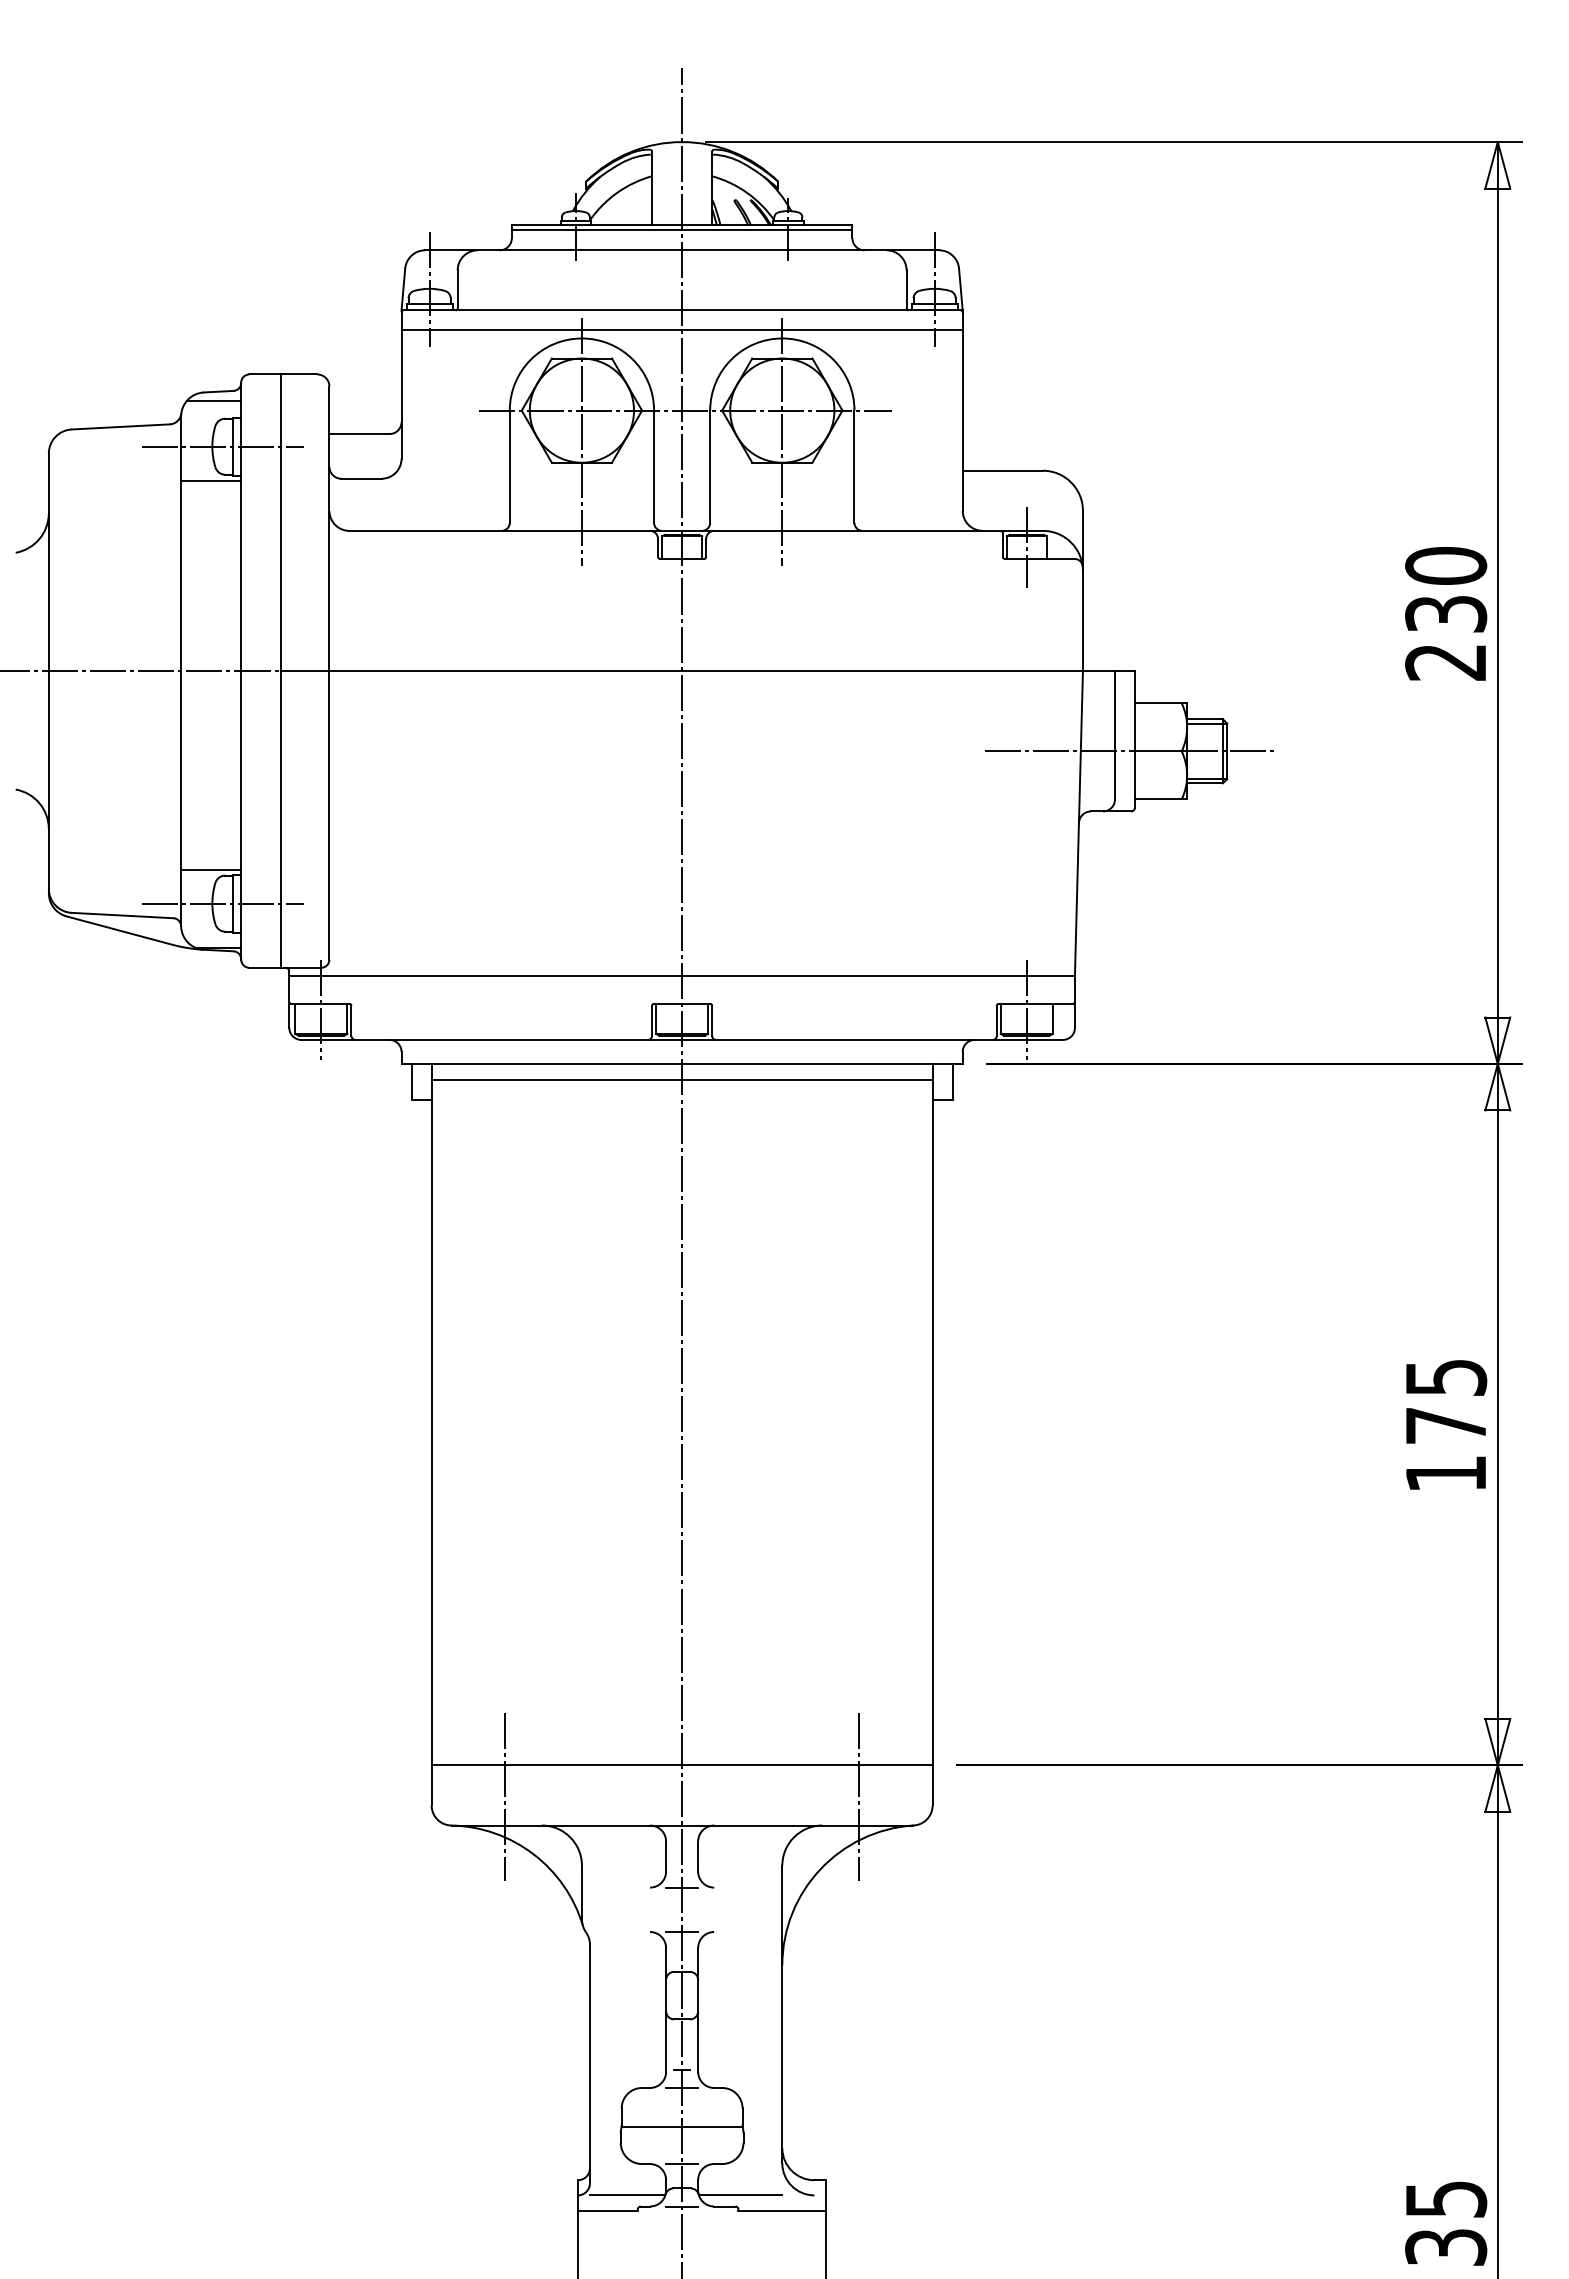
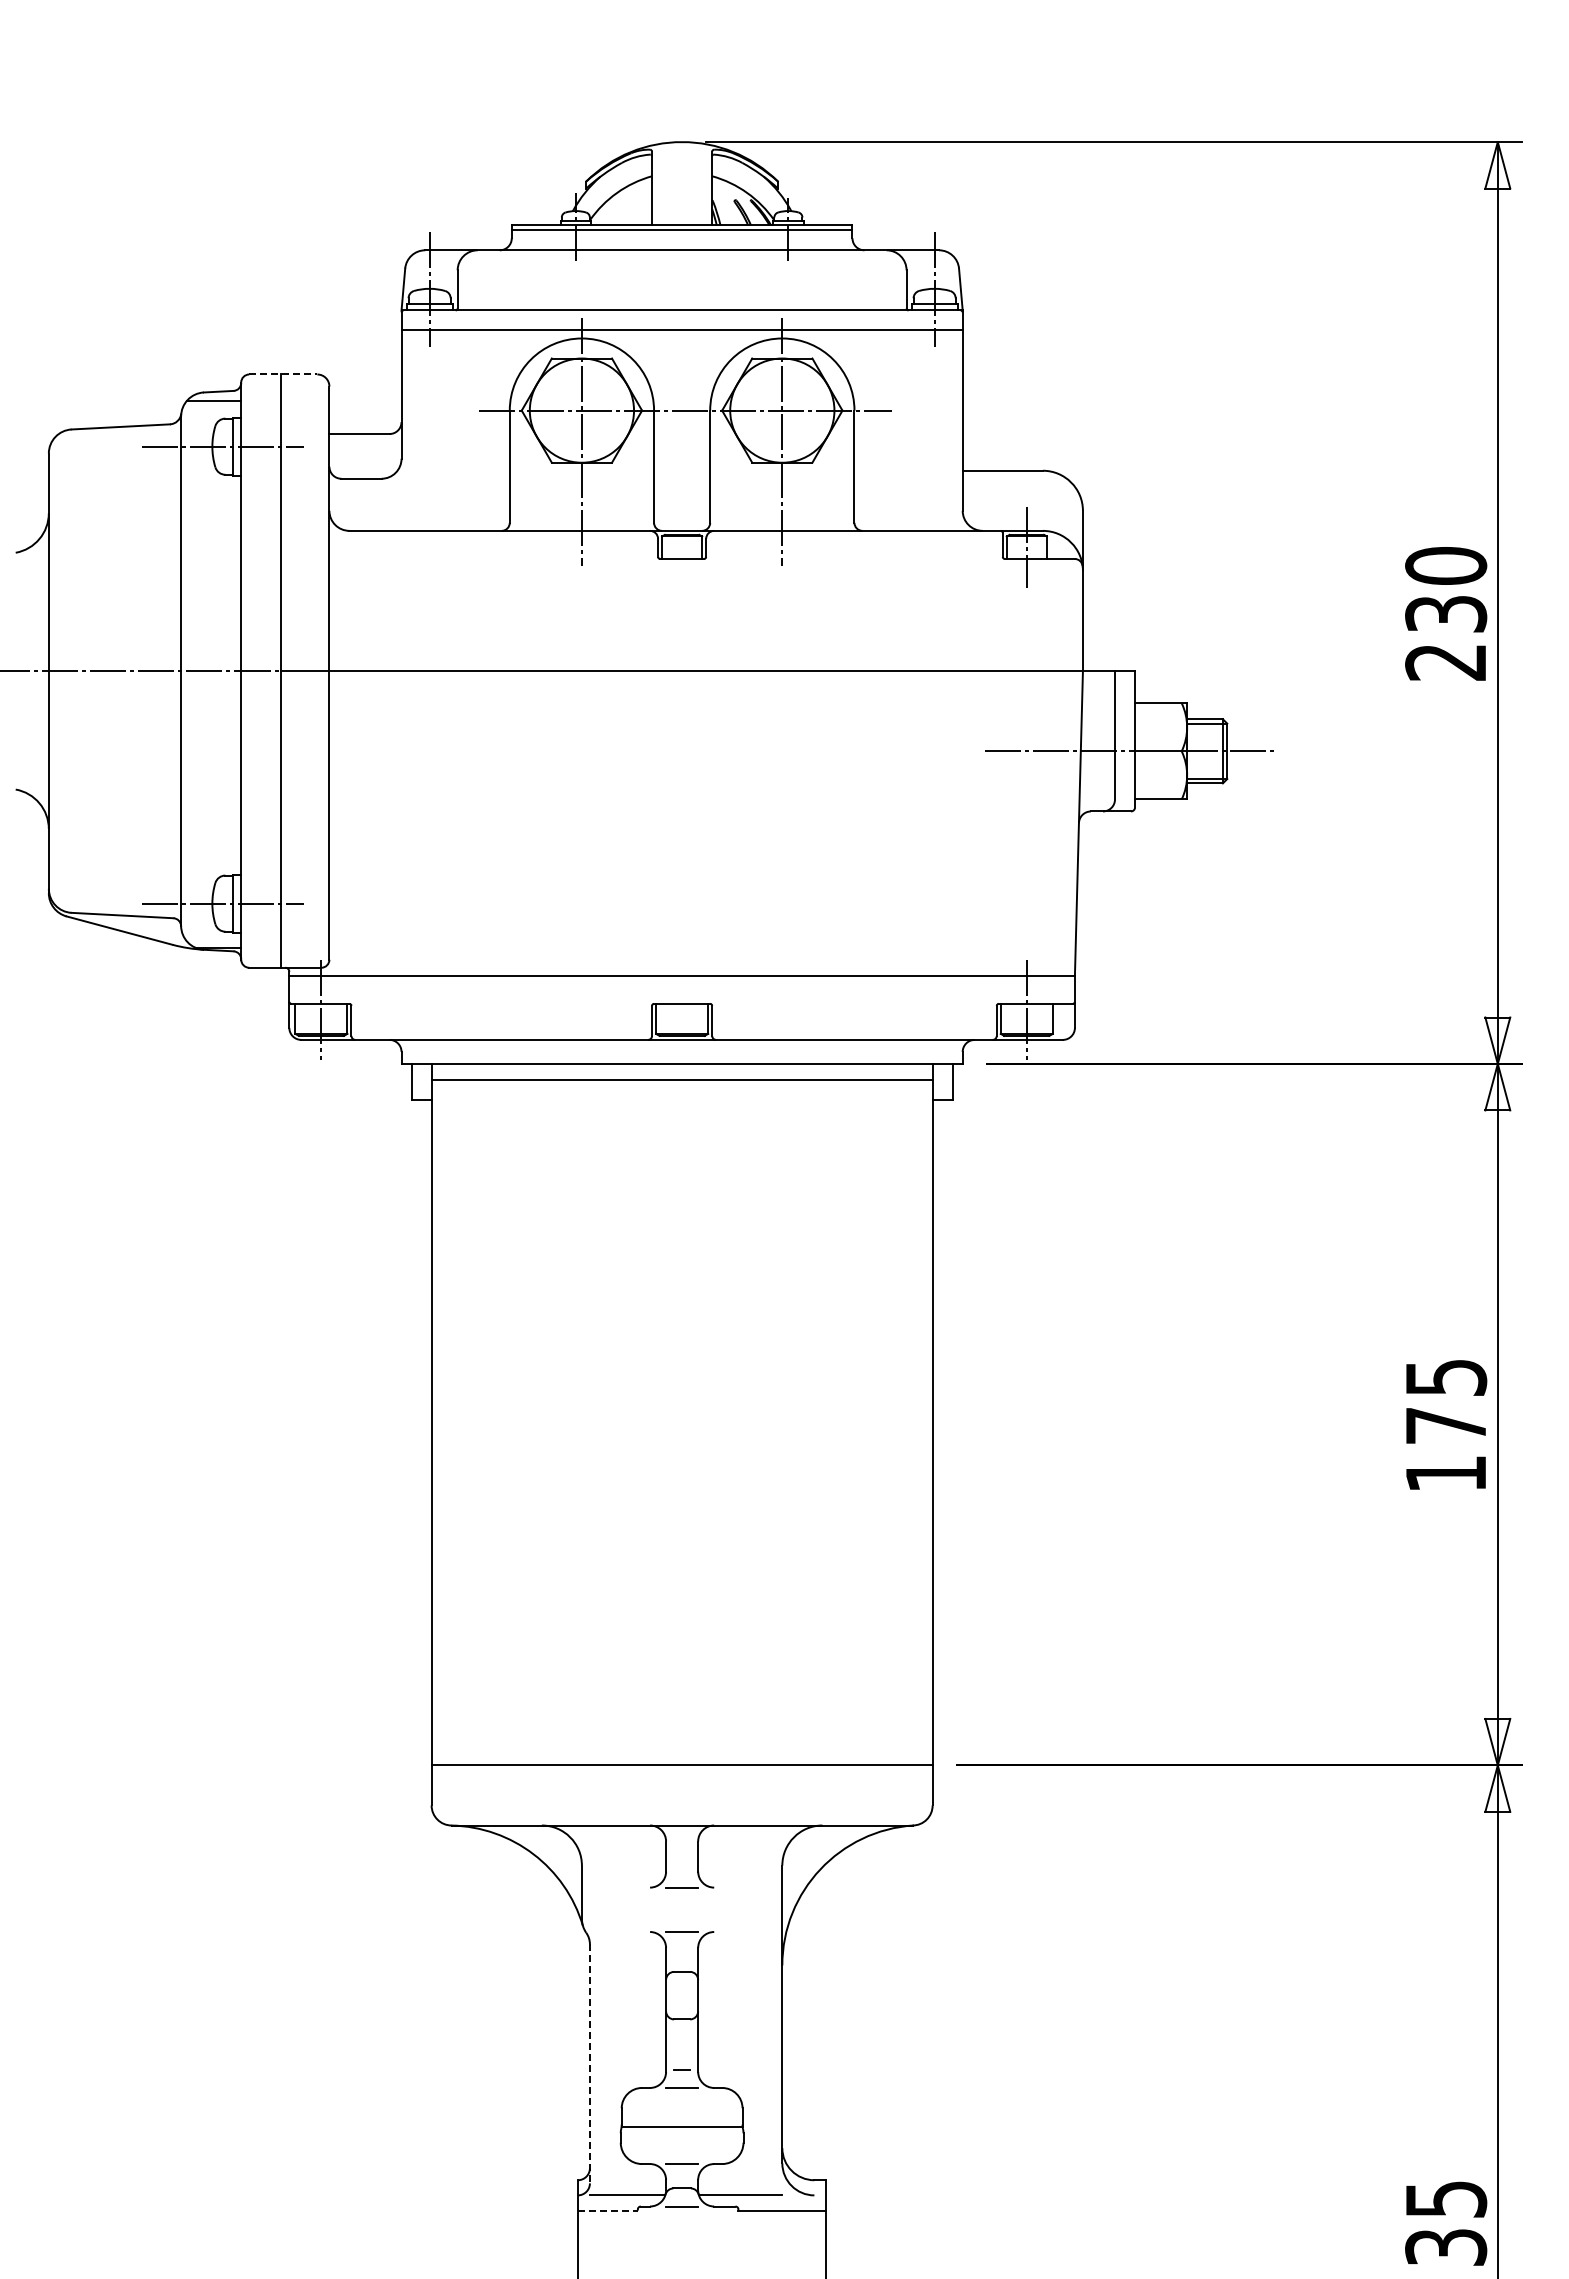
line: solid -> dashed (283, 374)
line: present -> none (211, 480)
line: present -> none (211, 869)
line: present -> none (682, 1171)
line: present -> none (504, 1796)
line: present -> none (859, 1796)
line: solid -> dashed (589, 2064)
line: solid -> dashed (608, 2210)
